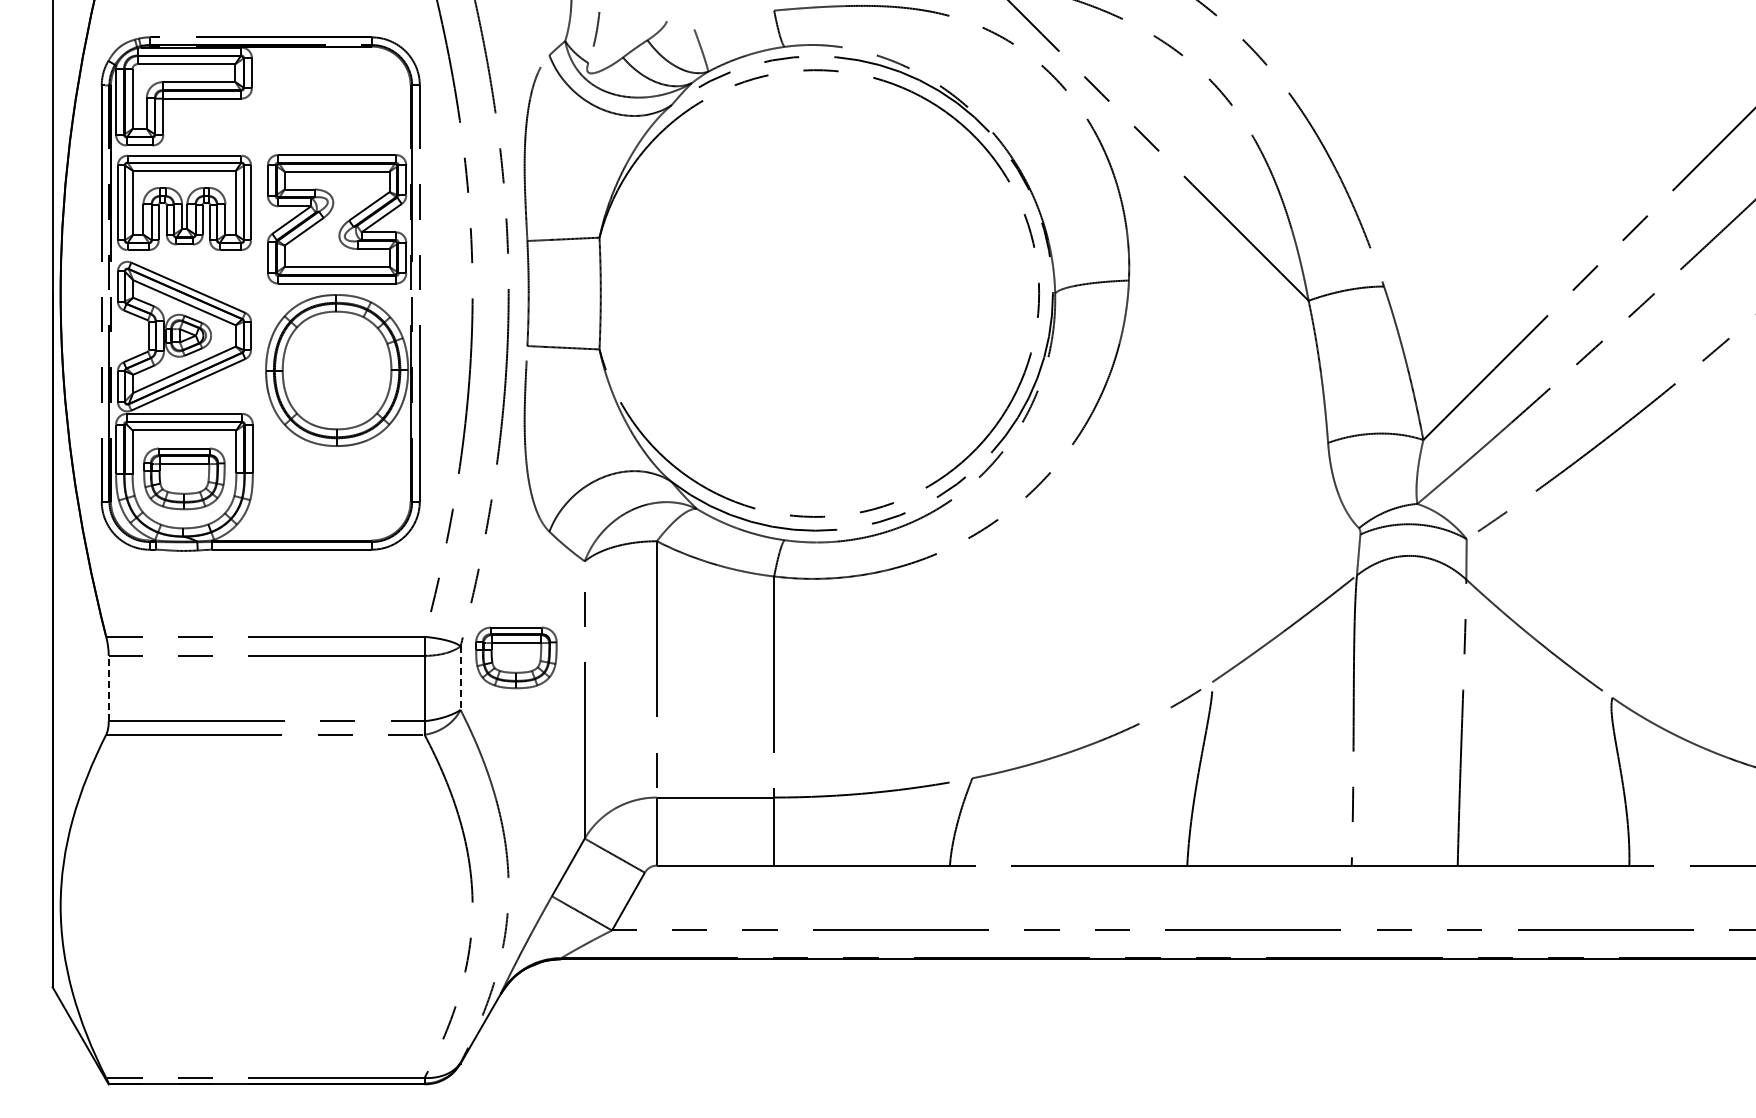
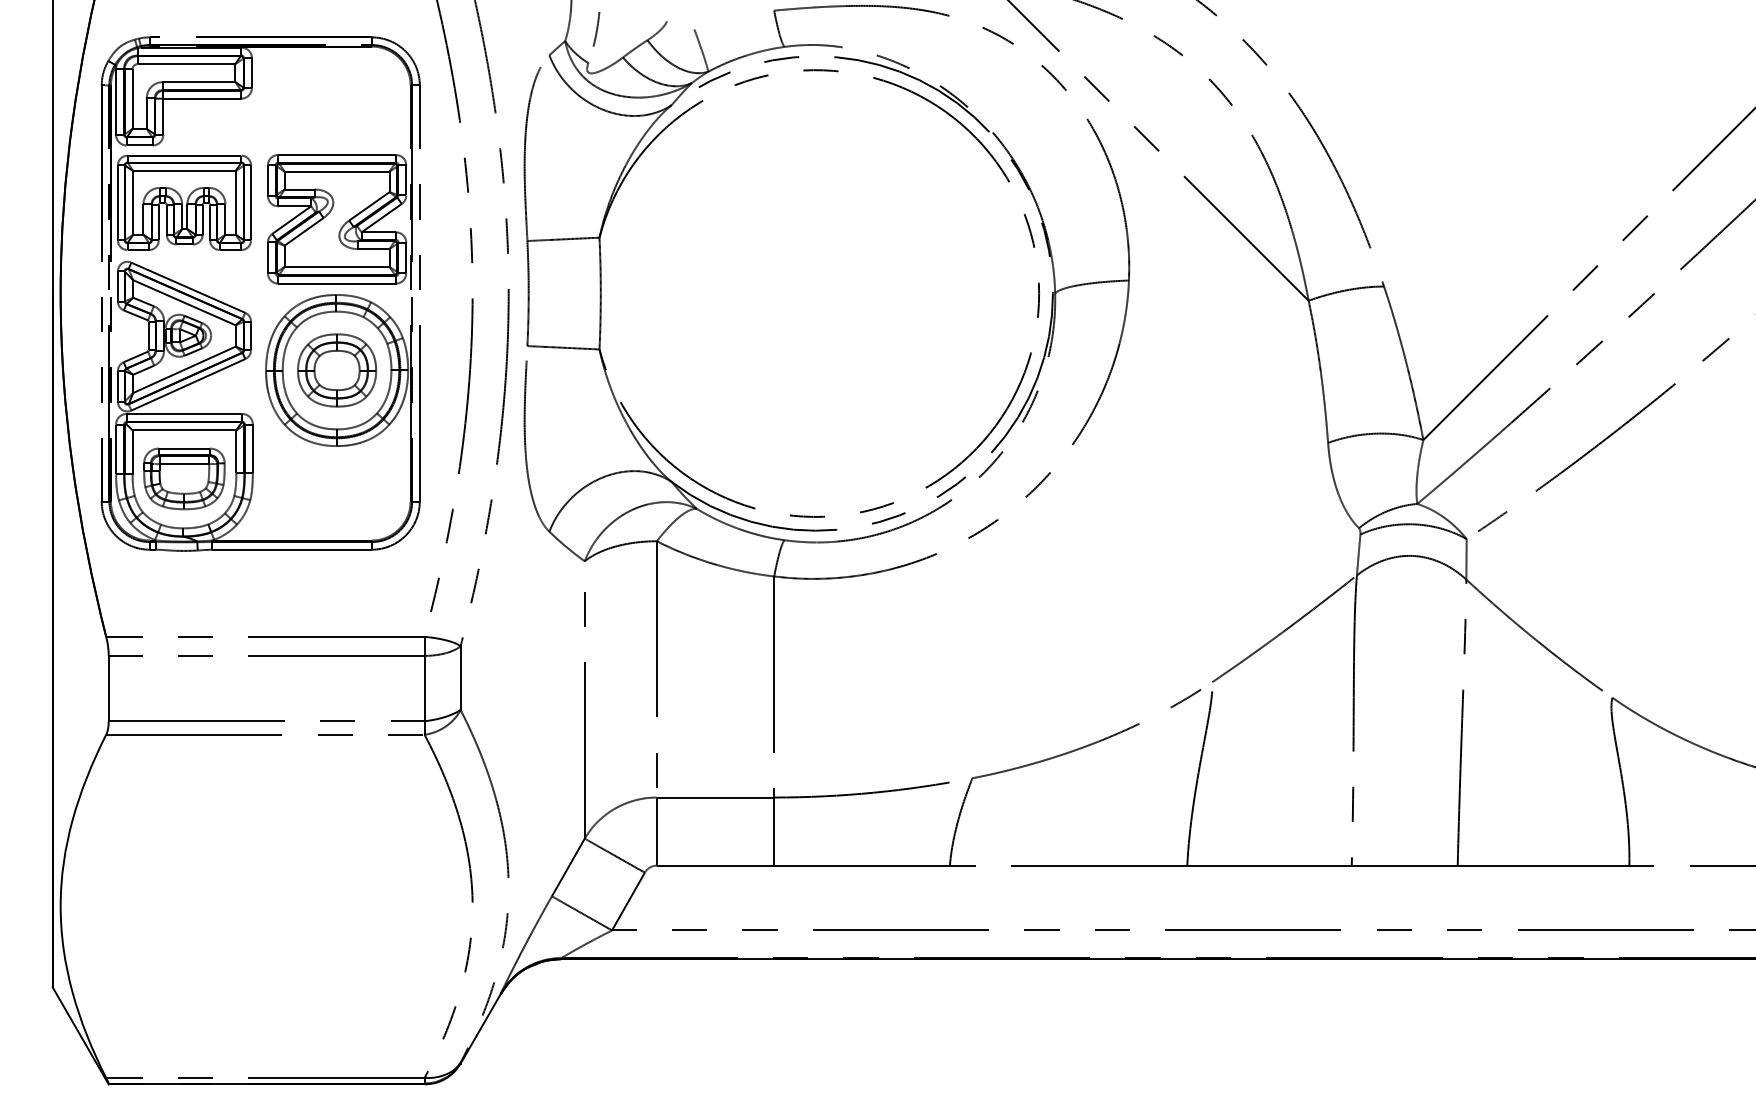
part: none -> present (337, 370)
part: present -> none (516, 657)
line: dashed -> solid (460, 678)
line: dashed -> solid (108, 688)
